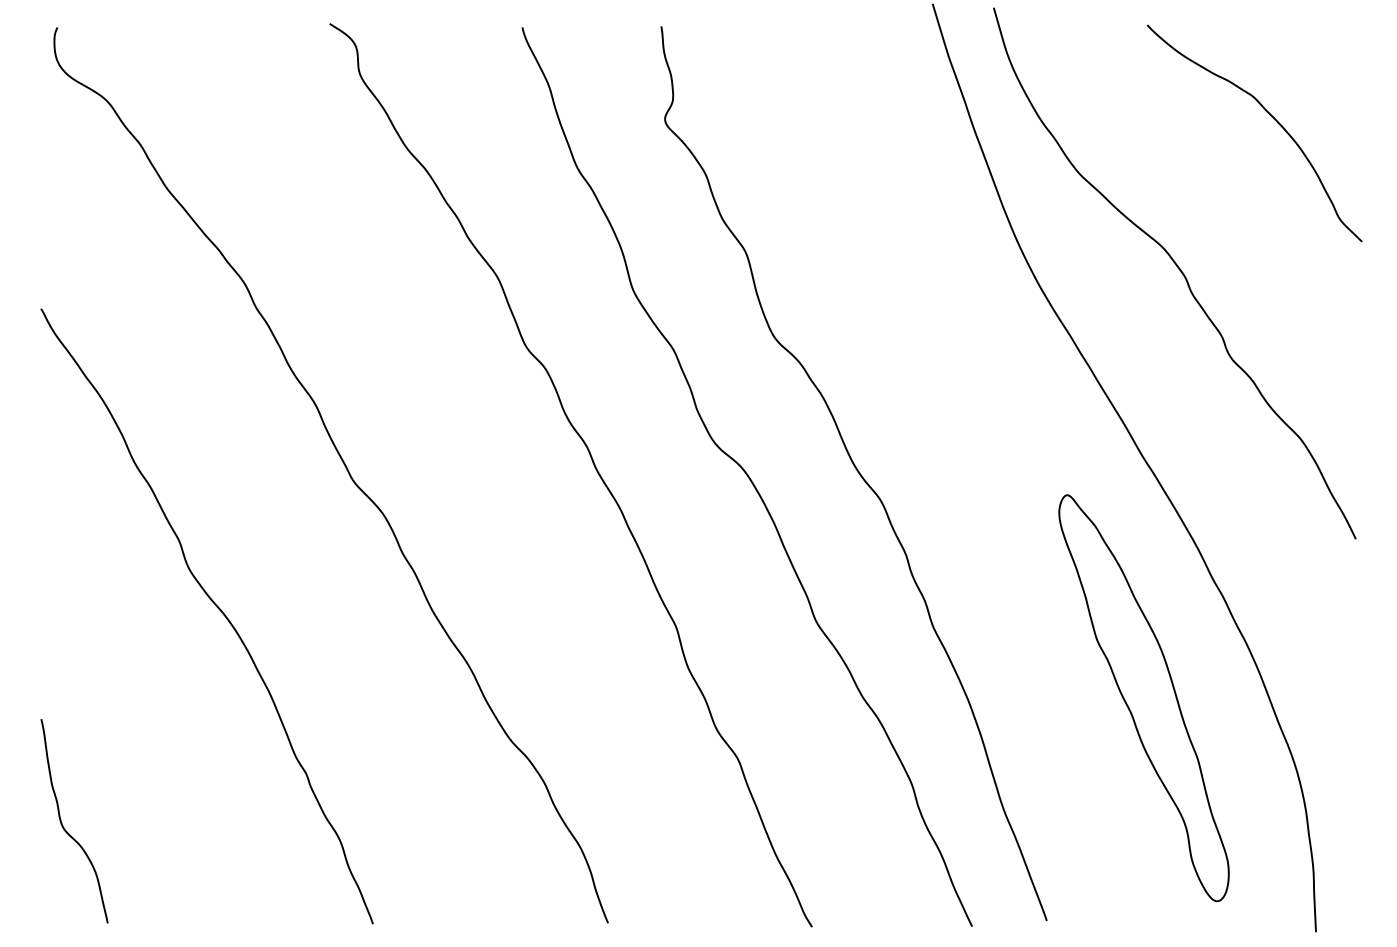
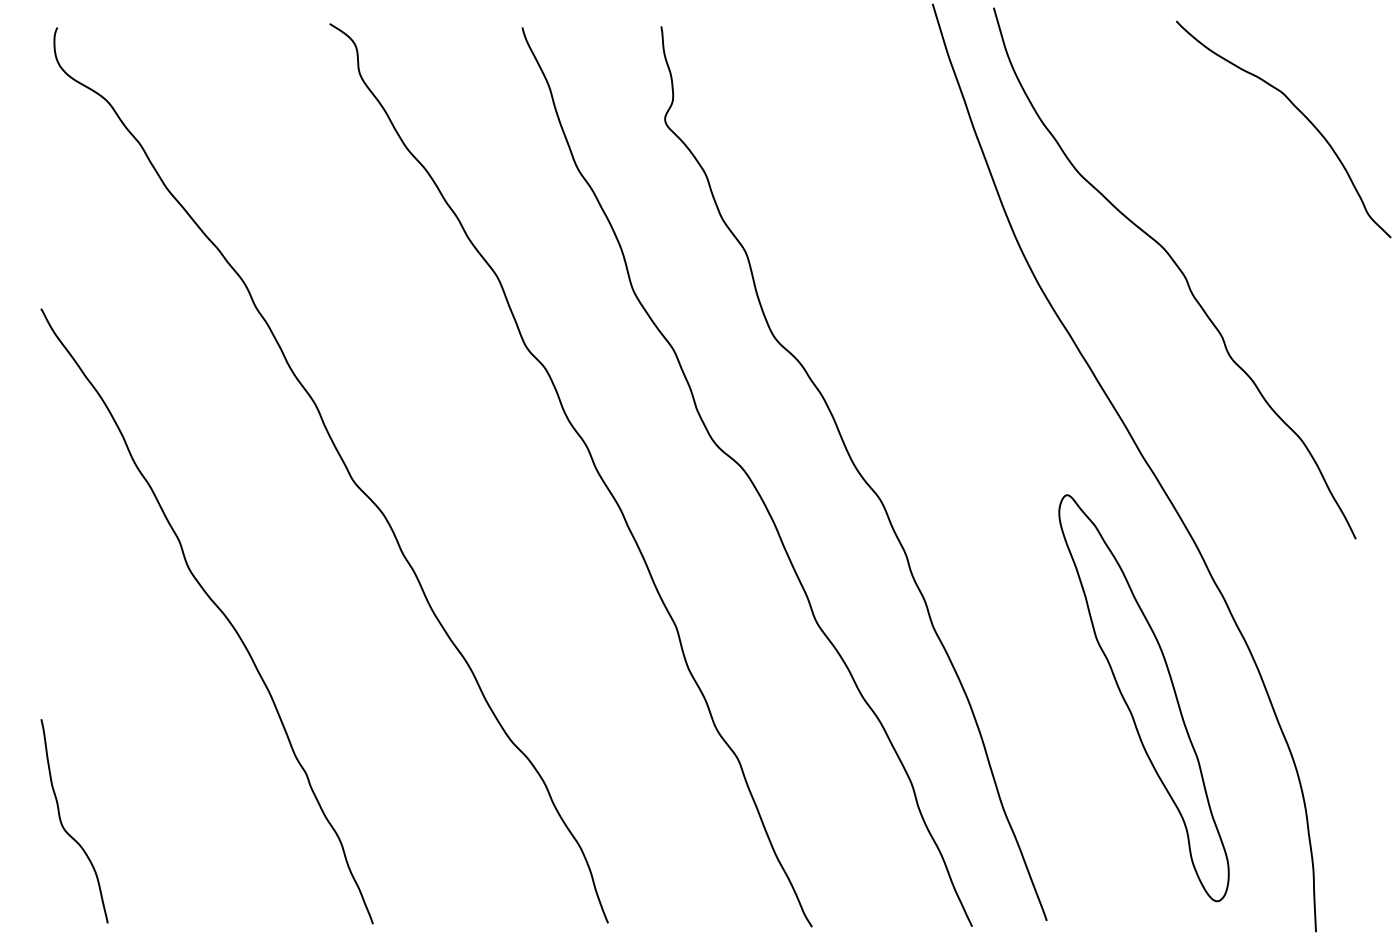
curve position: (1268, 114) -> (1297, 110) (1297, 110)
